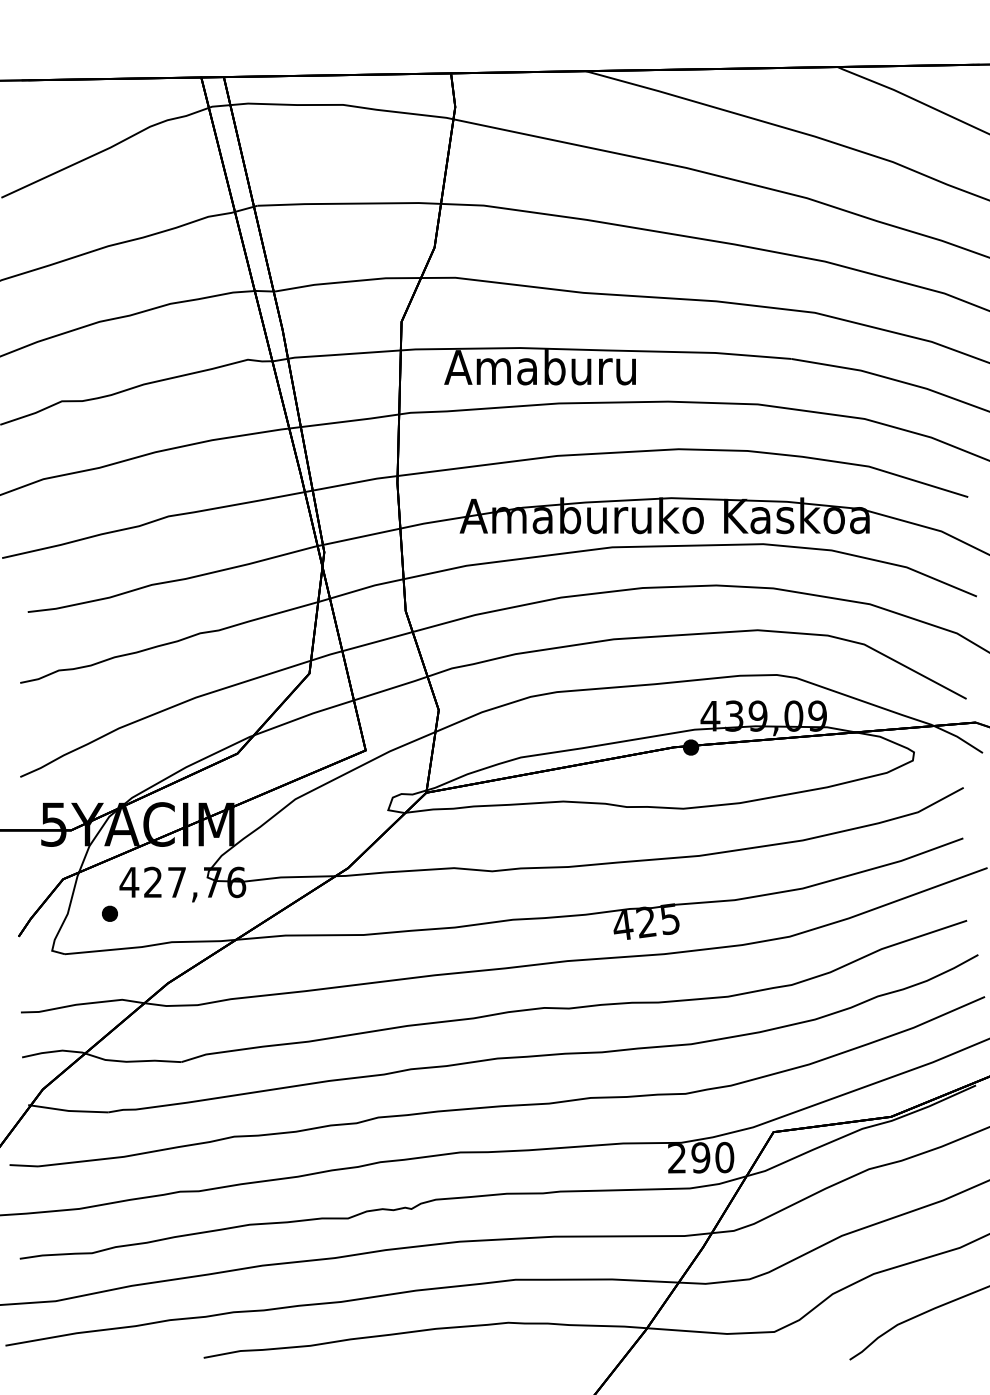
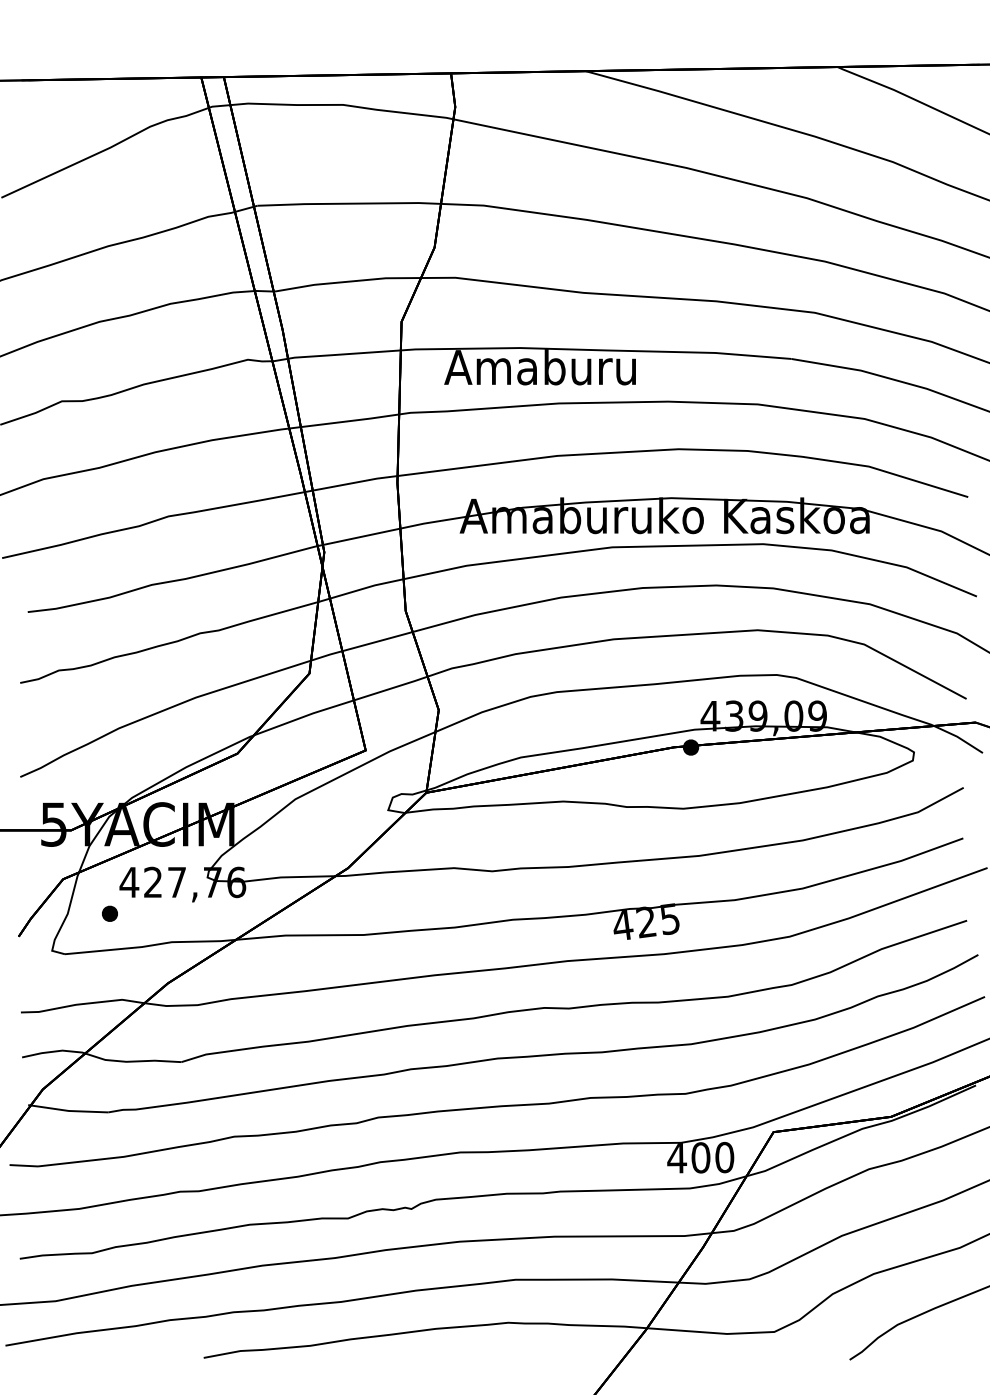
text: 290 -> 400 (688, 1157)
